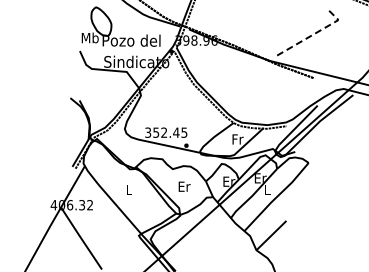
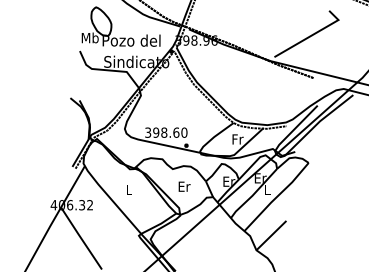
line: dashed -> solid (312, 34)
text: 352.45 -> 398.60 (170, 132)
